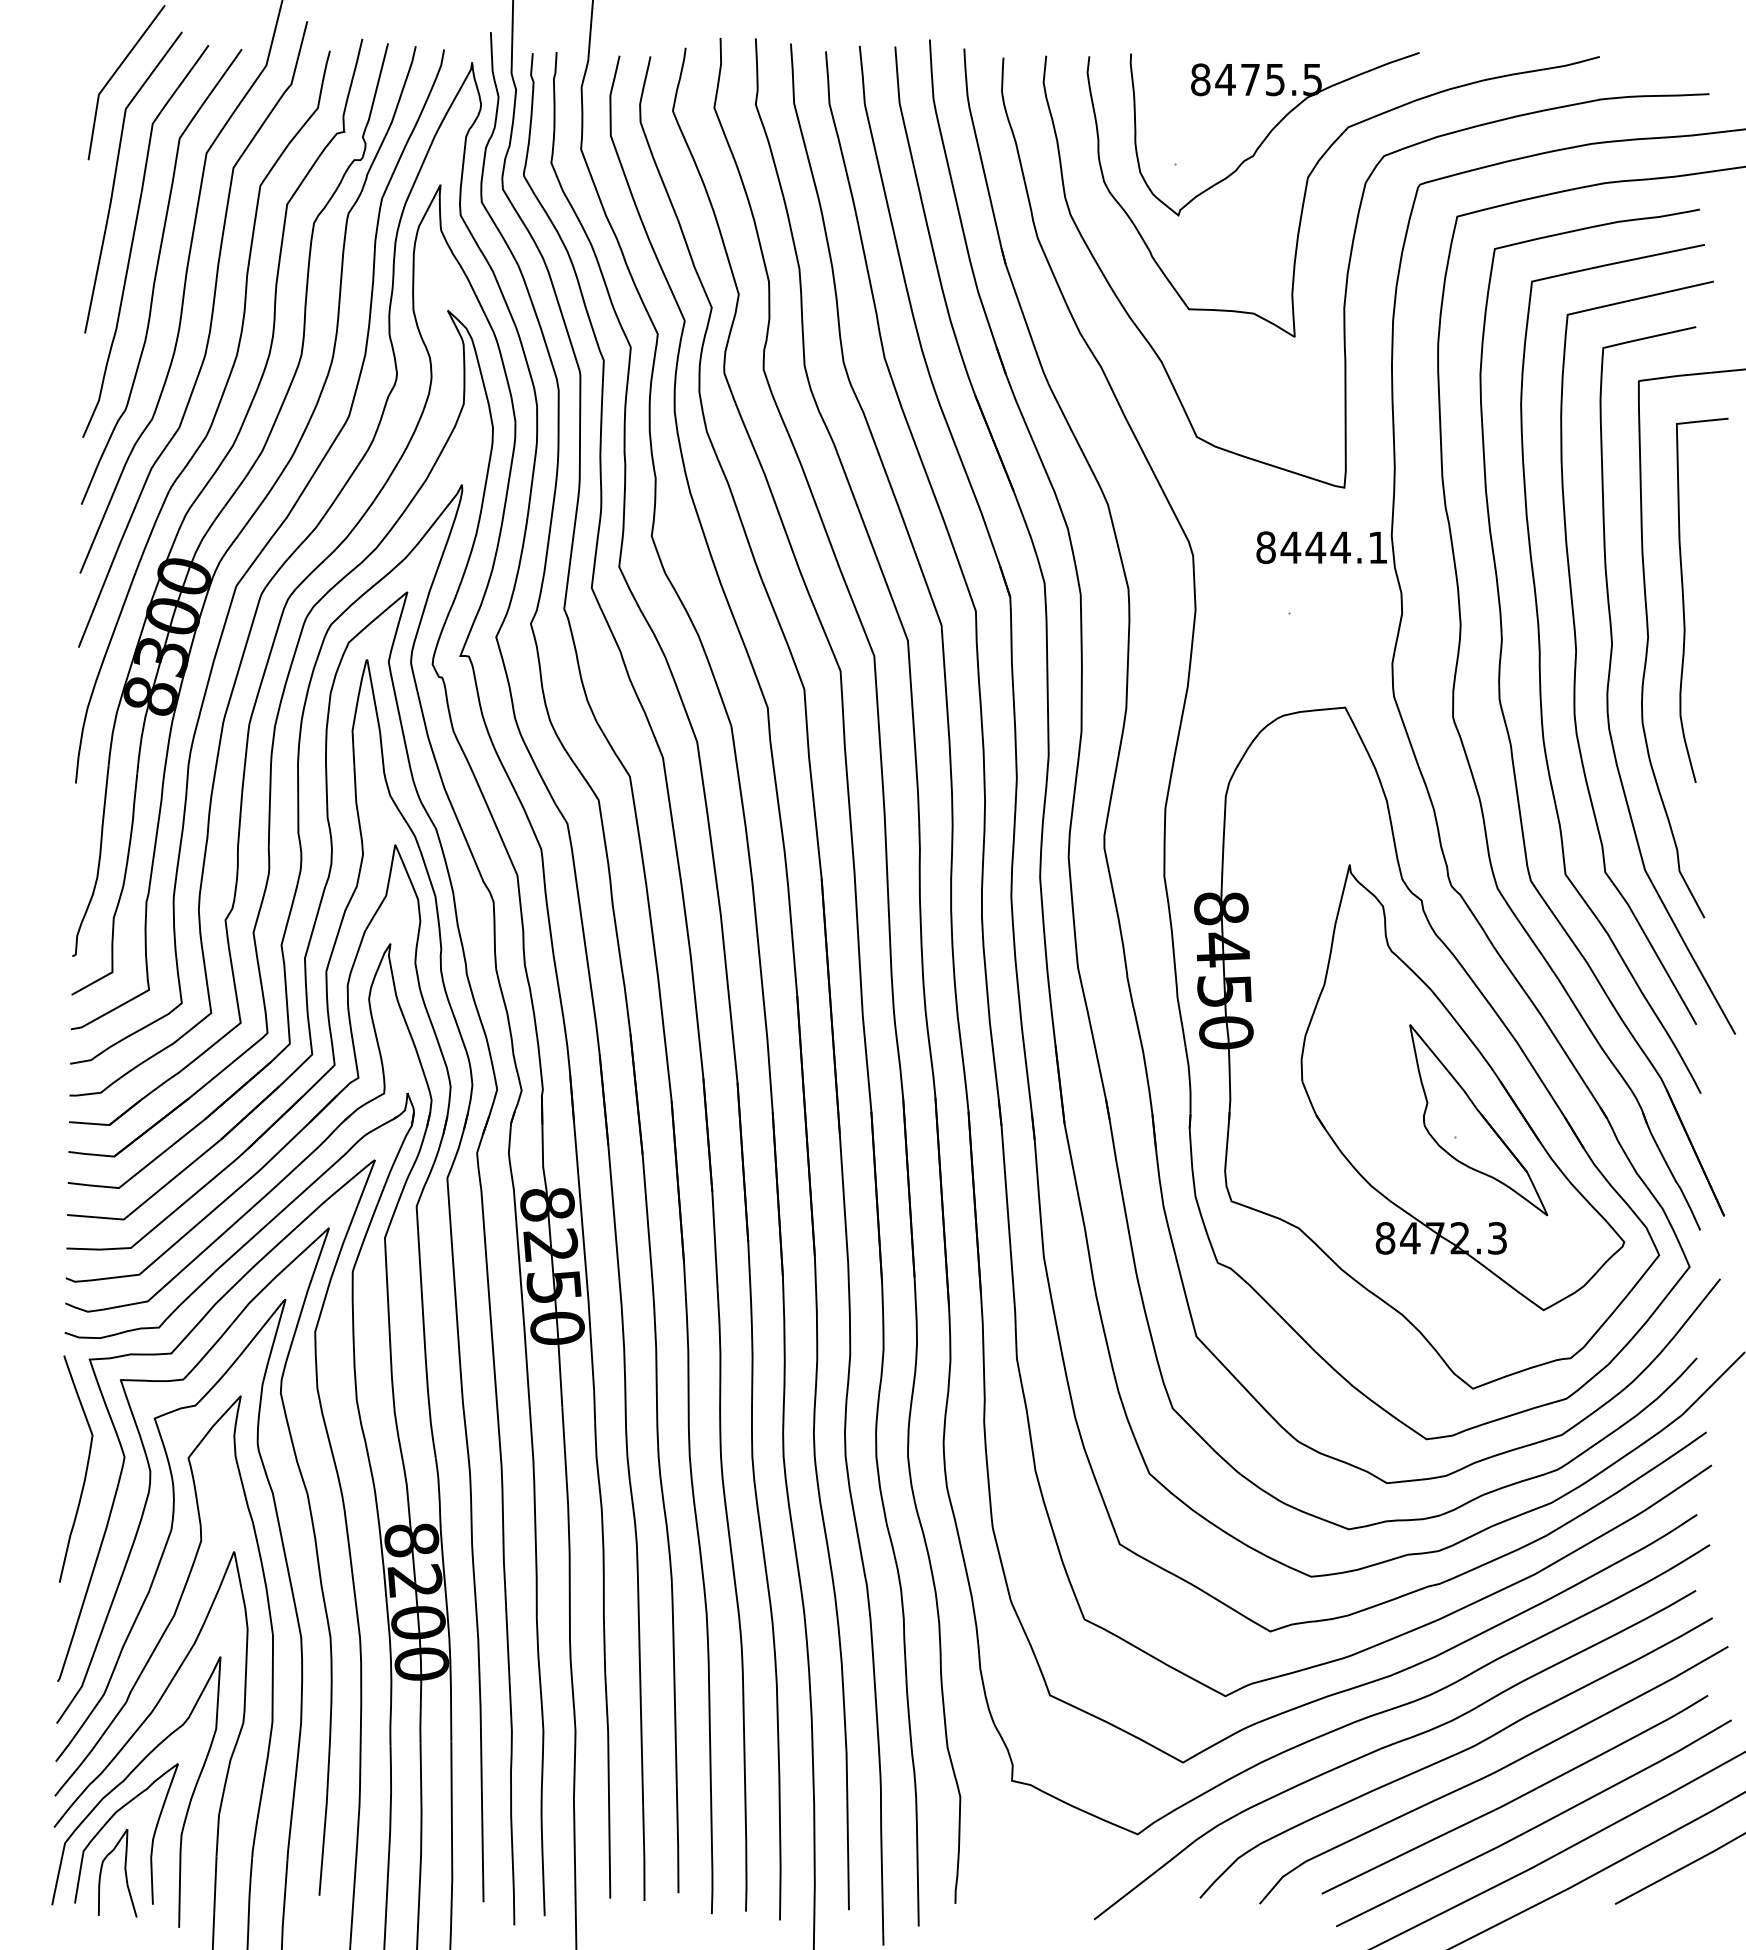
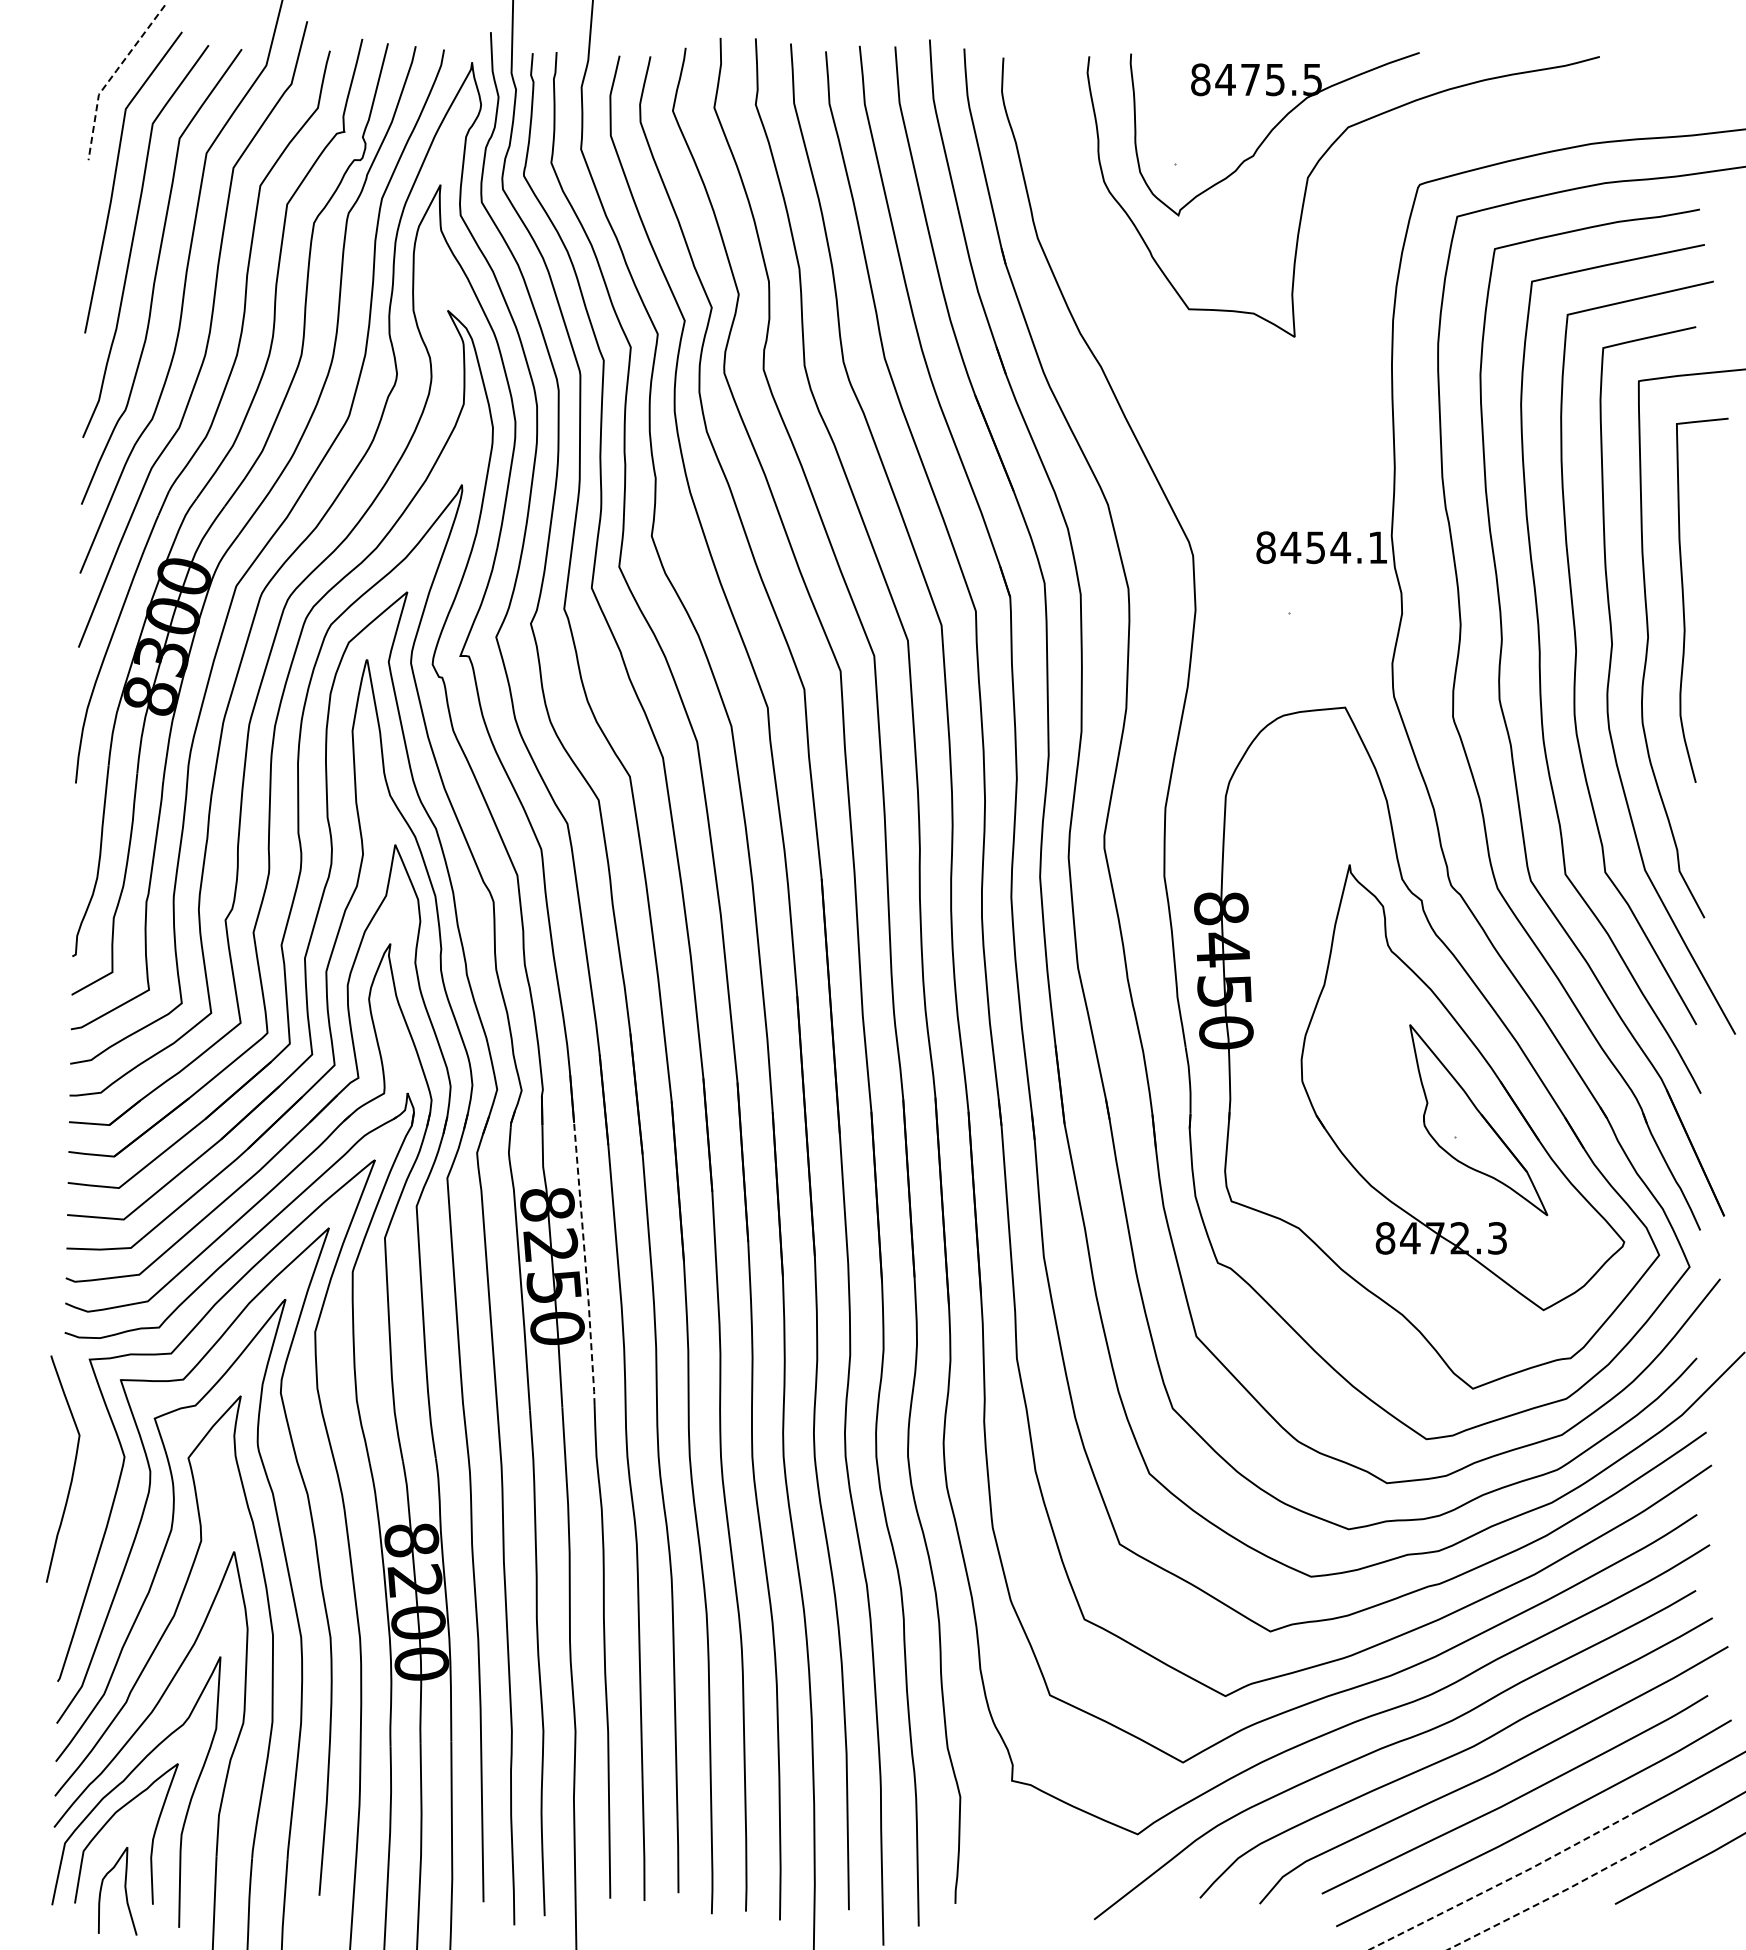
line: solid -> dashed (111, 77)
curve: present -> none (1350, 264)
text: 8444.1 -> 8454.1 (1315, 547)
line: solid -> dashed (585, 1264)
curve position: (85, 1470) -> (72, 1470) (72, 1470)
curve position: (124, 1871) -> (124, 1889) (124, 1889)
line: solid -> dashed (1504, 1881)
line: solid -> dashed (1553, 1896)
